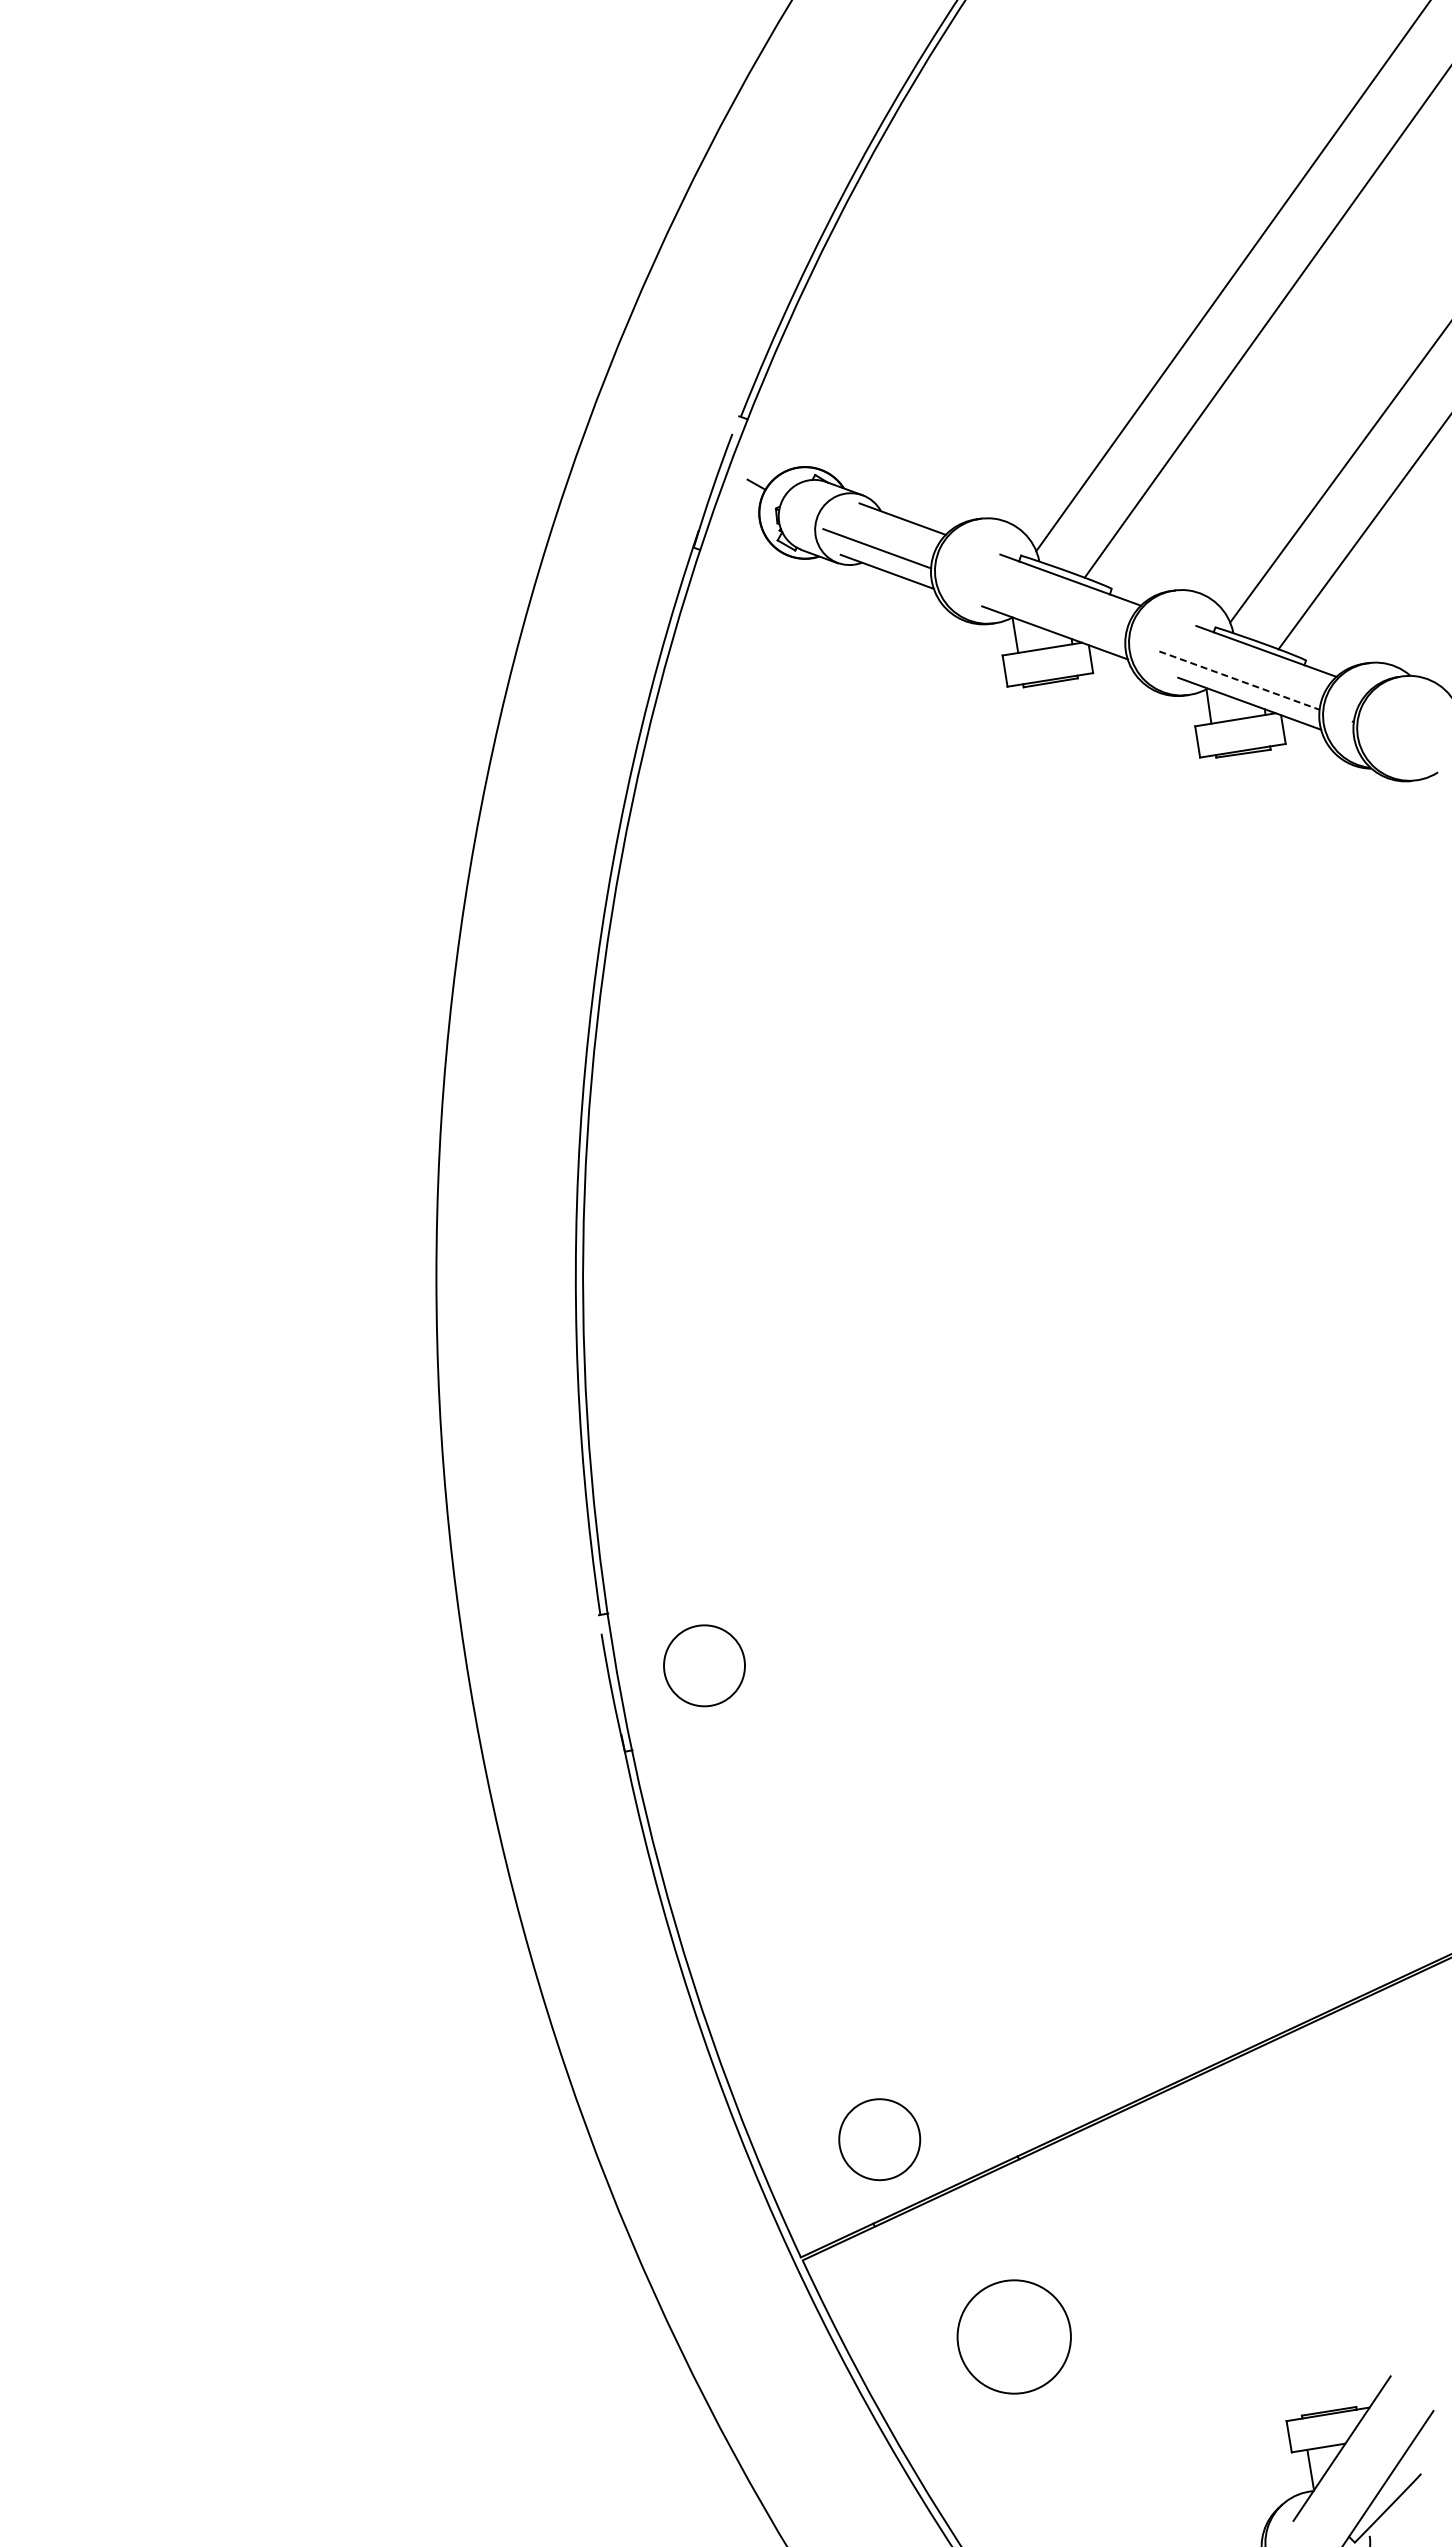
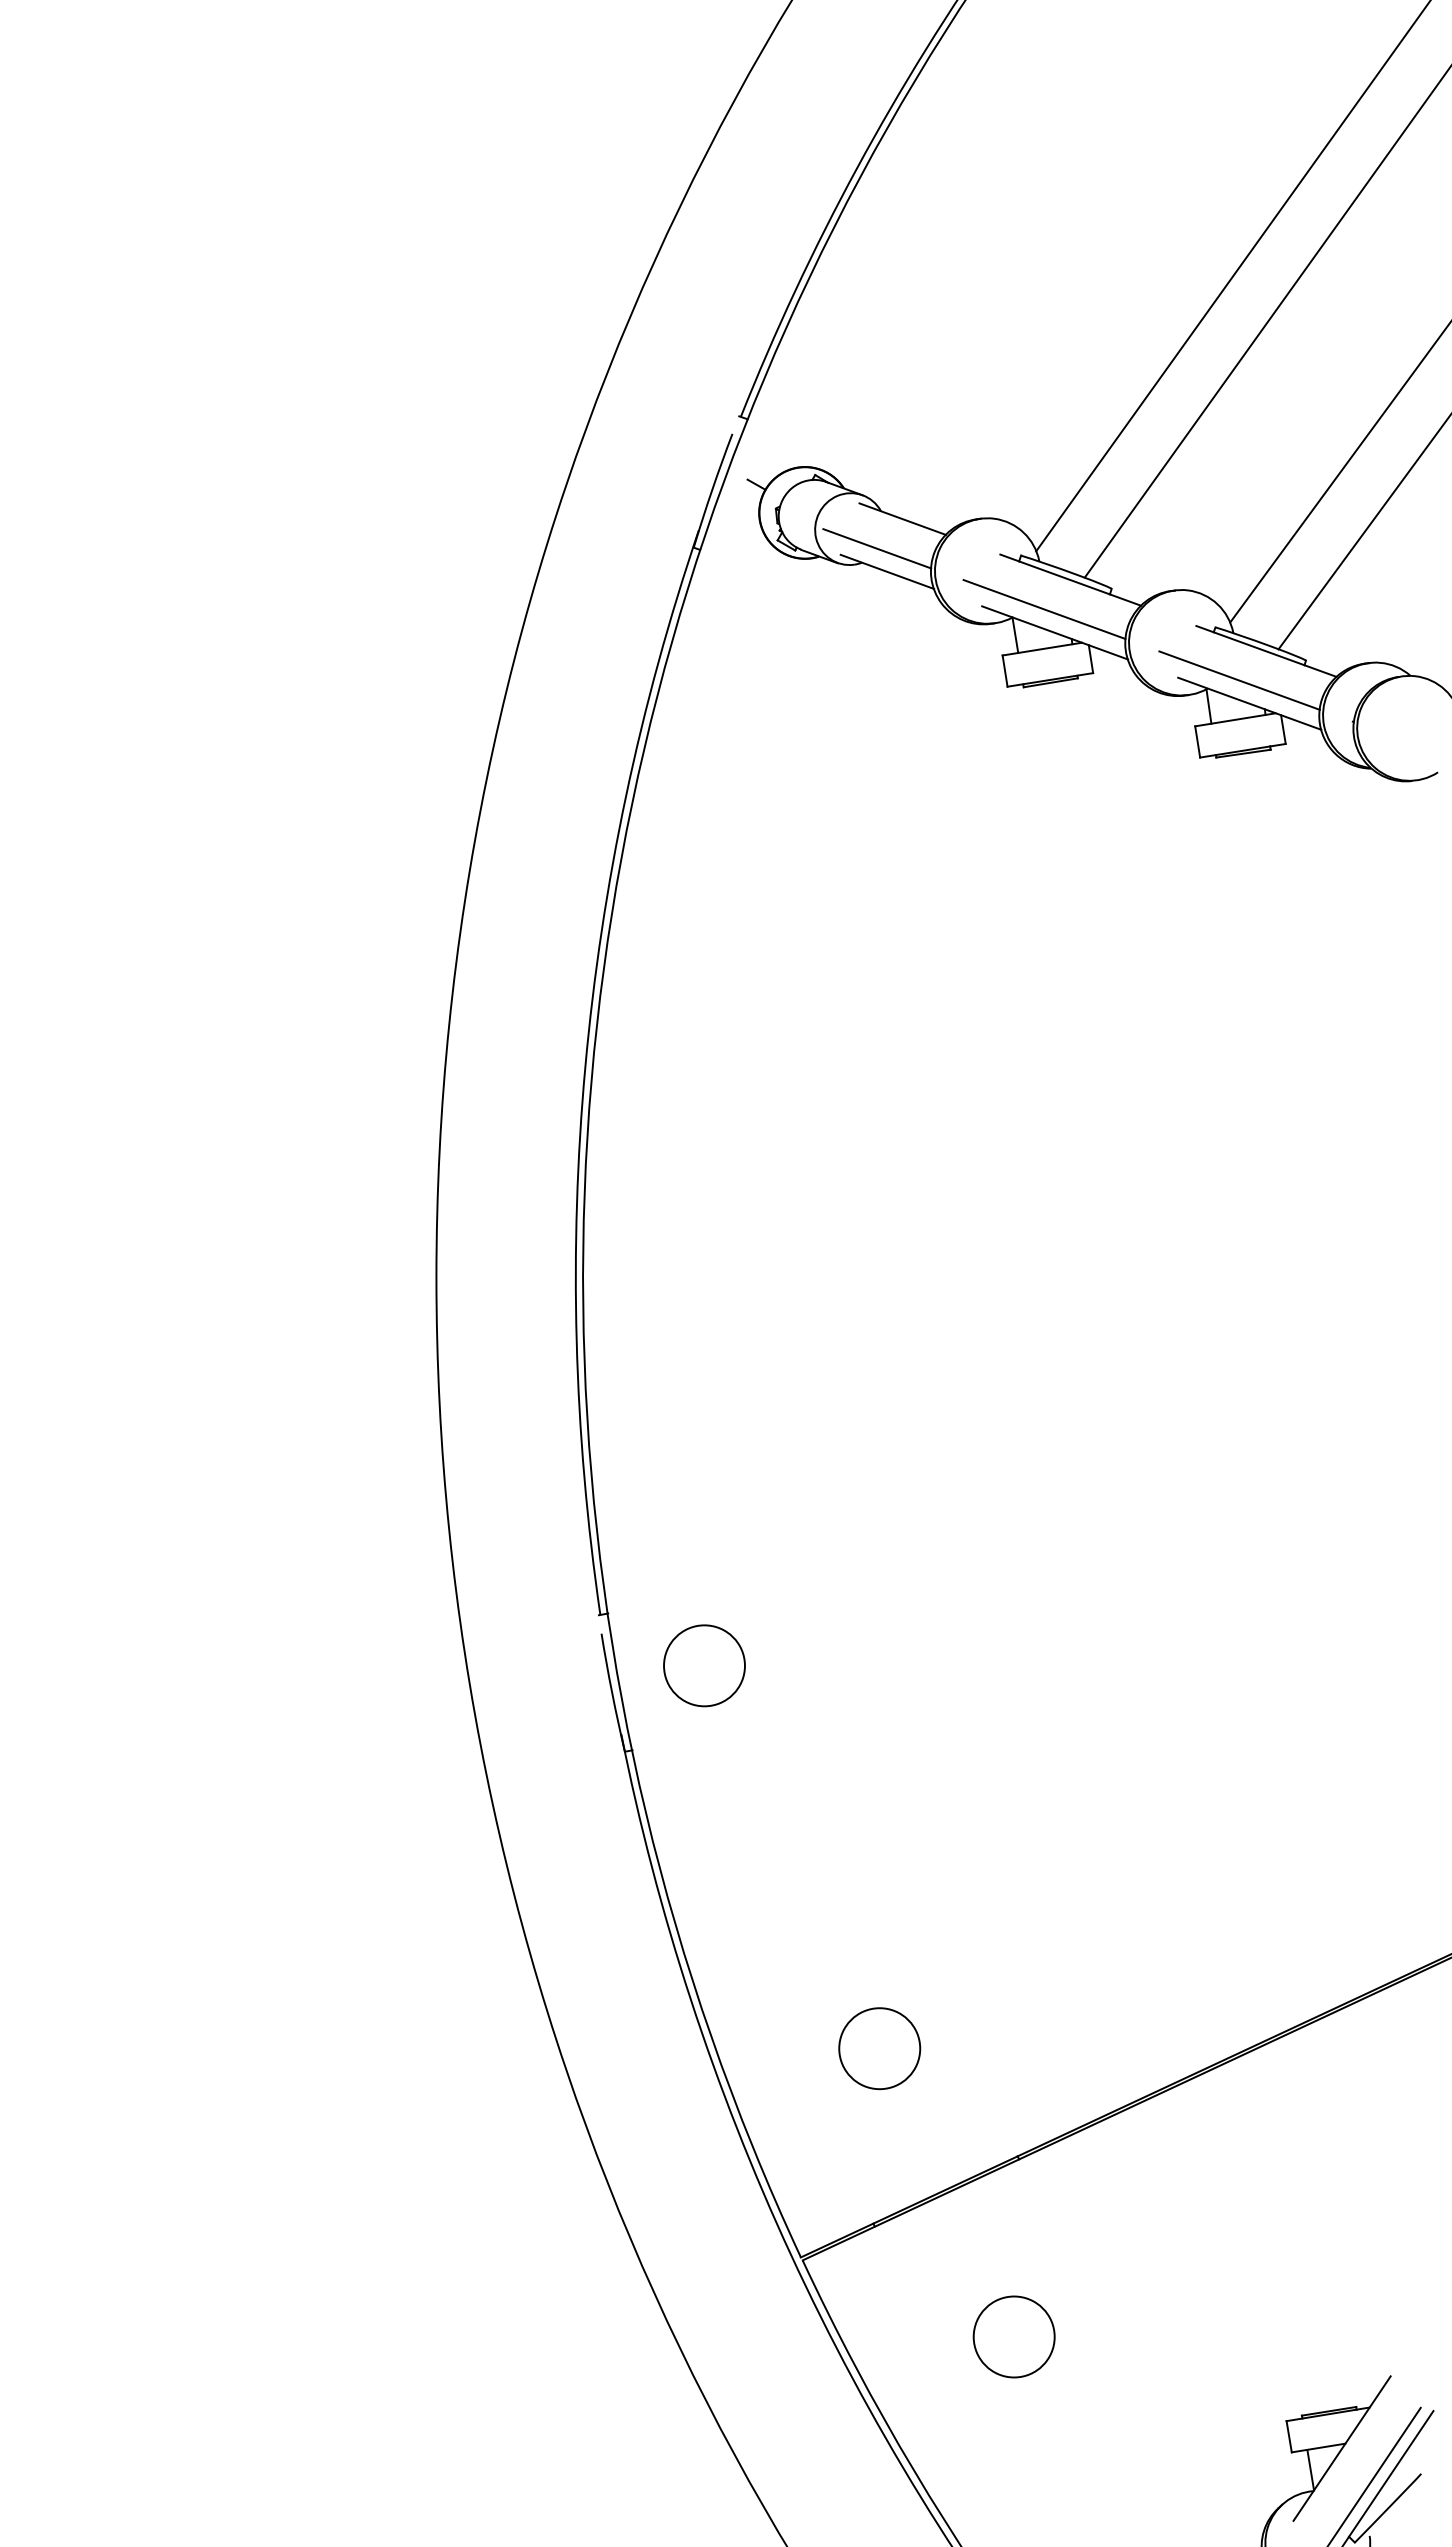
line: none -> present (1044, 609)
line: dashed -> solid (1240, 680)
circle position: (879, 2139) -> (879, 2048) (879, 2048)
circle size: 116x116 px -> 84x84 px (1013, 2336)
line: none -> present (1374, 2475)
